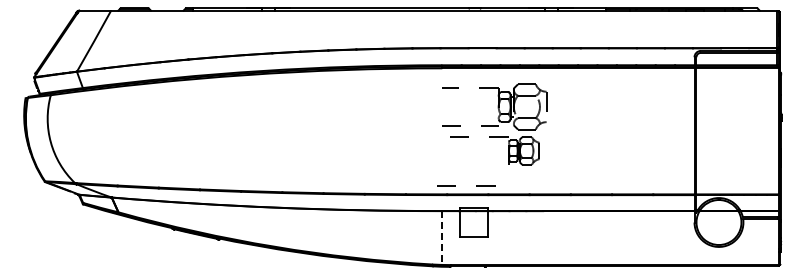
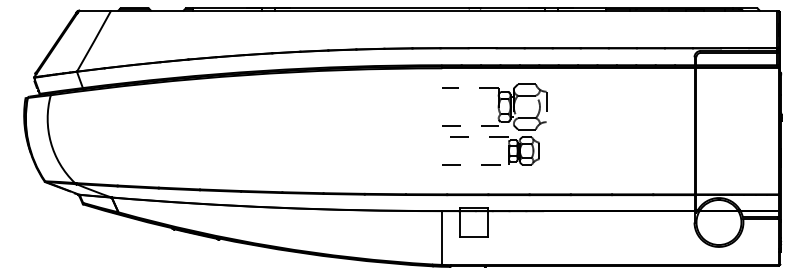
line position: (476, 185) -> (481, 164) (481, 164)
line: dashed -> solid (442, 238)
